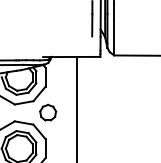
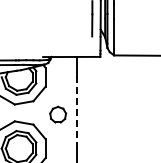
part position: (48, 112) -> (58, 114) (58, 114)
line: solid -> dashed (76, 112)
